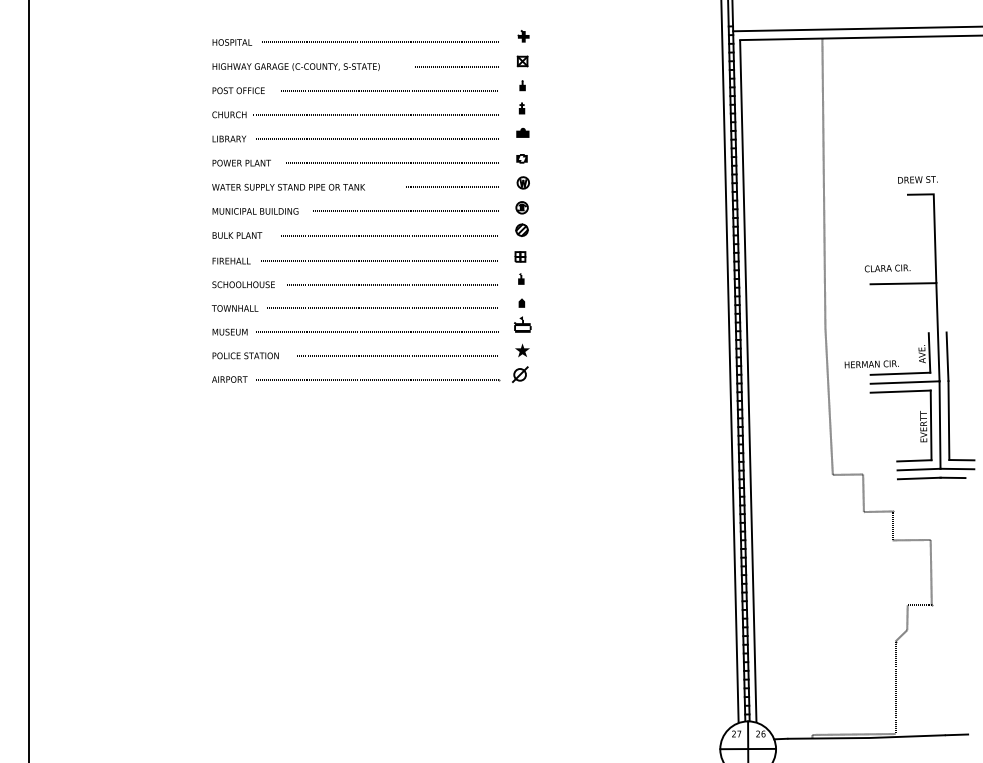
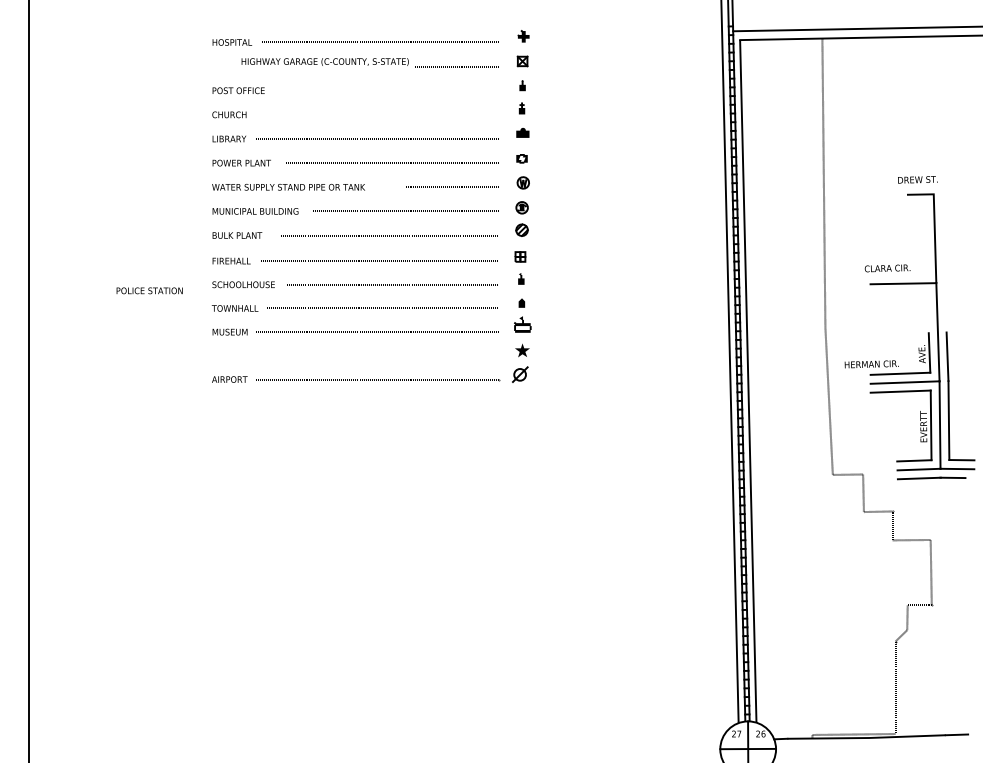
text position: (295, 66) -> (324, 61) (324, 61)
line: present -> none (389, 90)
line: present -> none (375, 114)
text position: (245, 355) -> (149, 290) (149, 290)
line: present -> none (396, 355)
